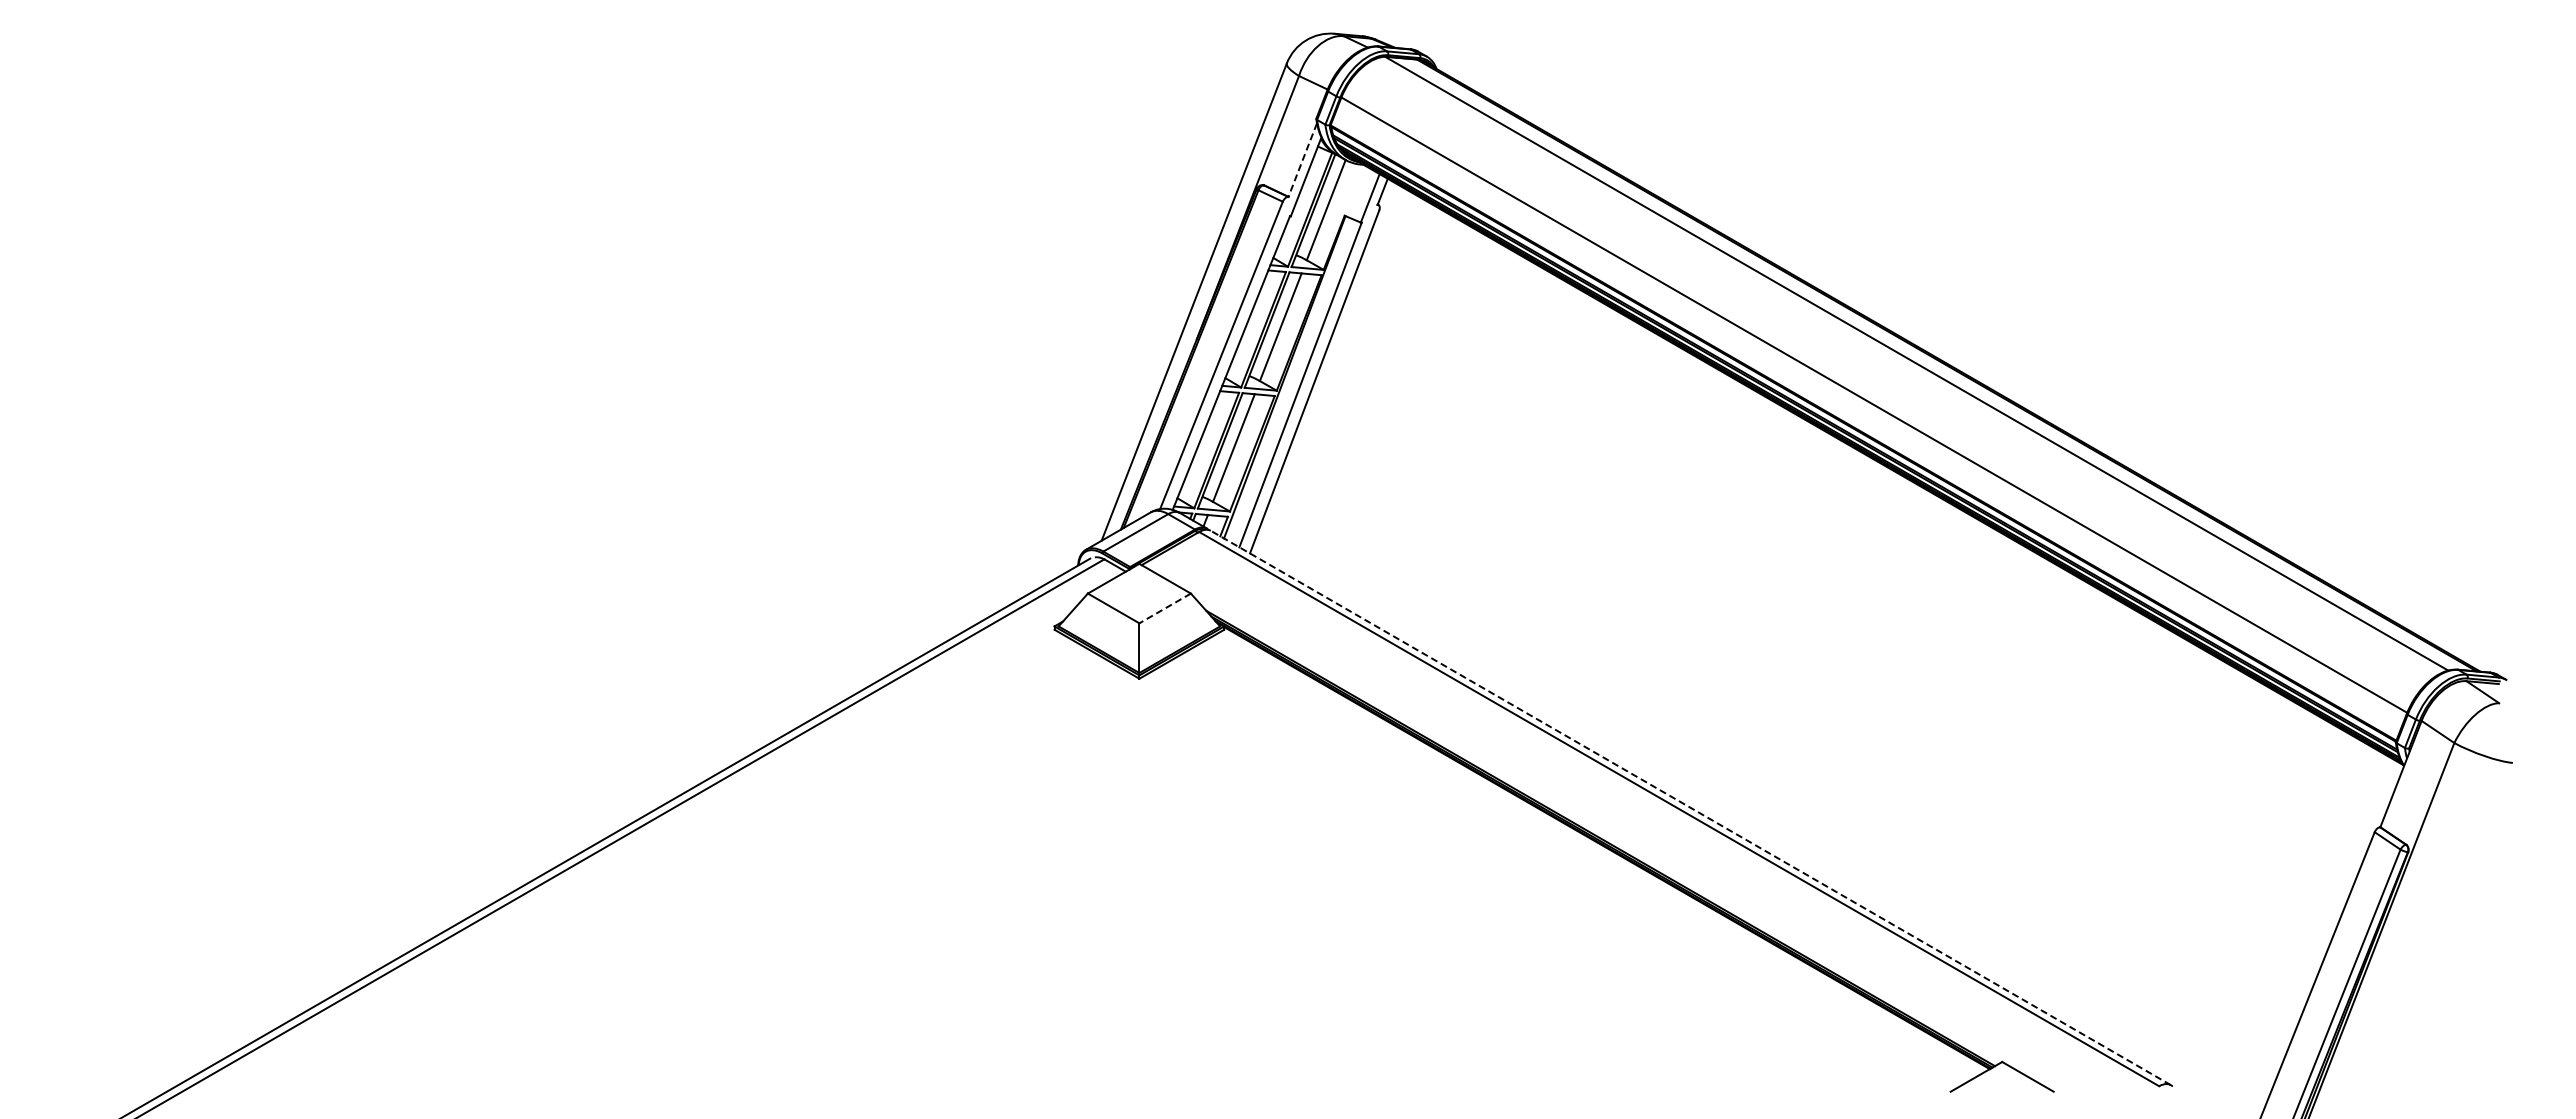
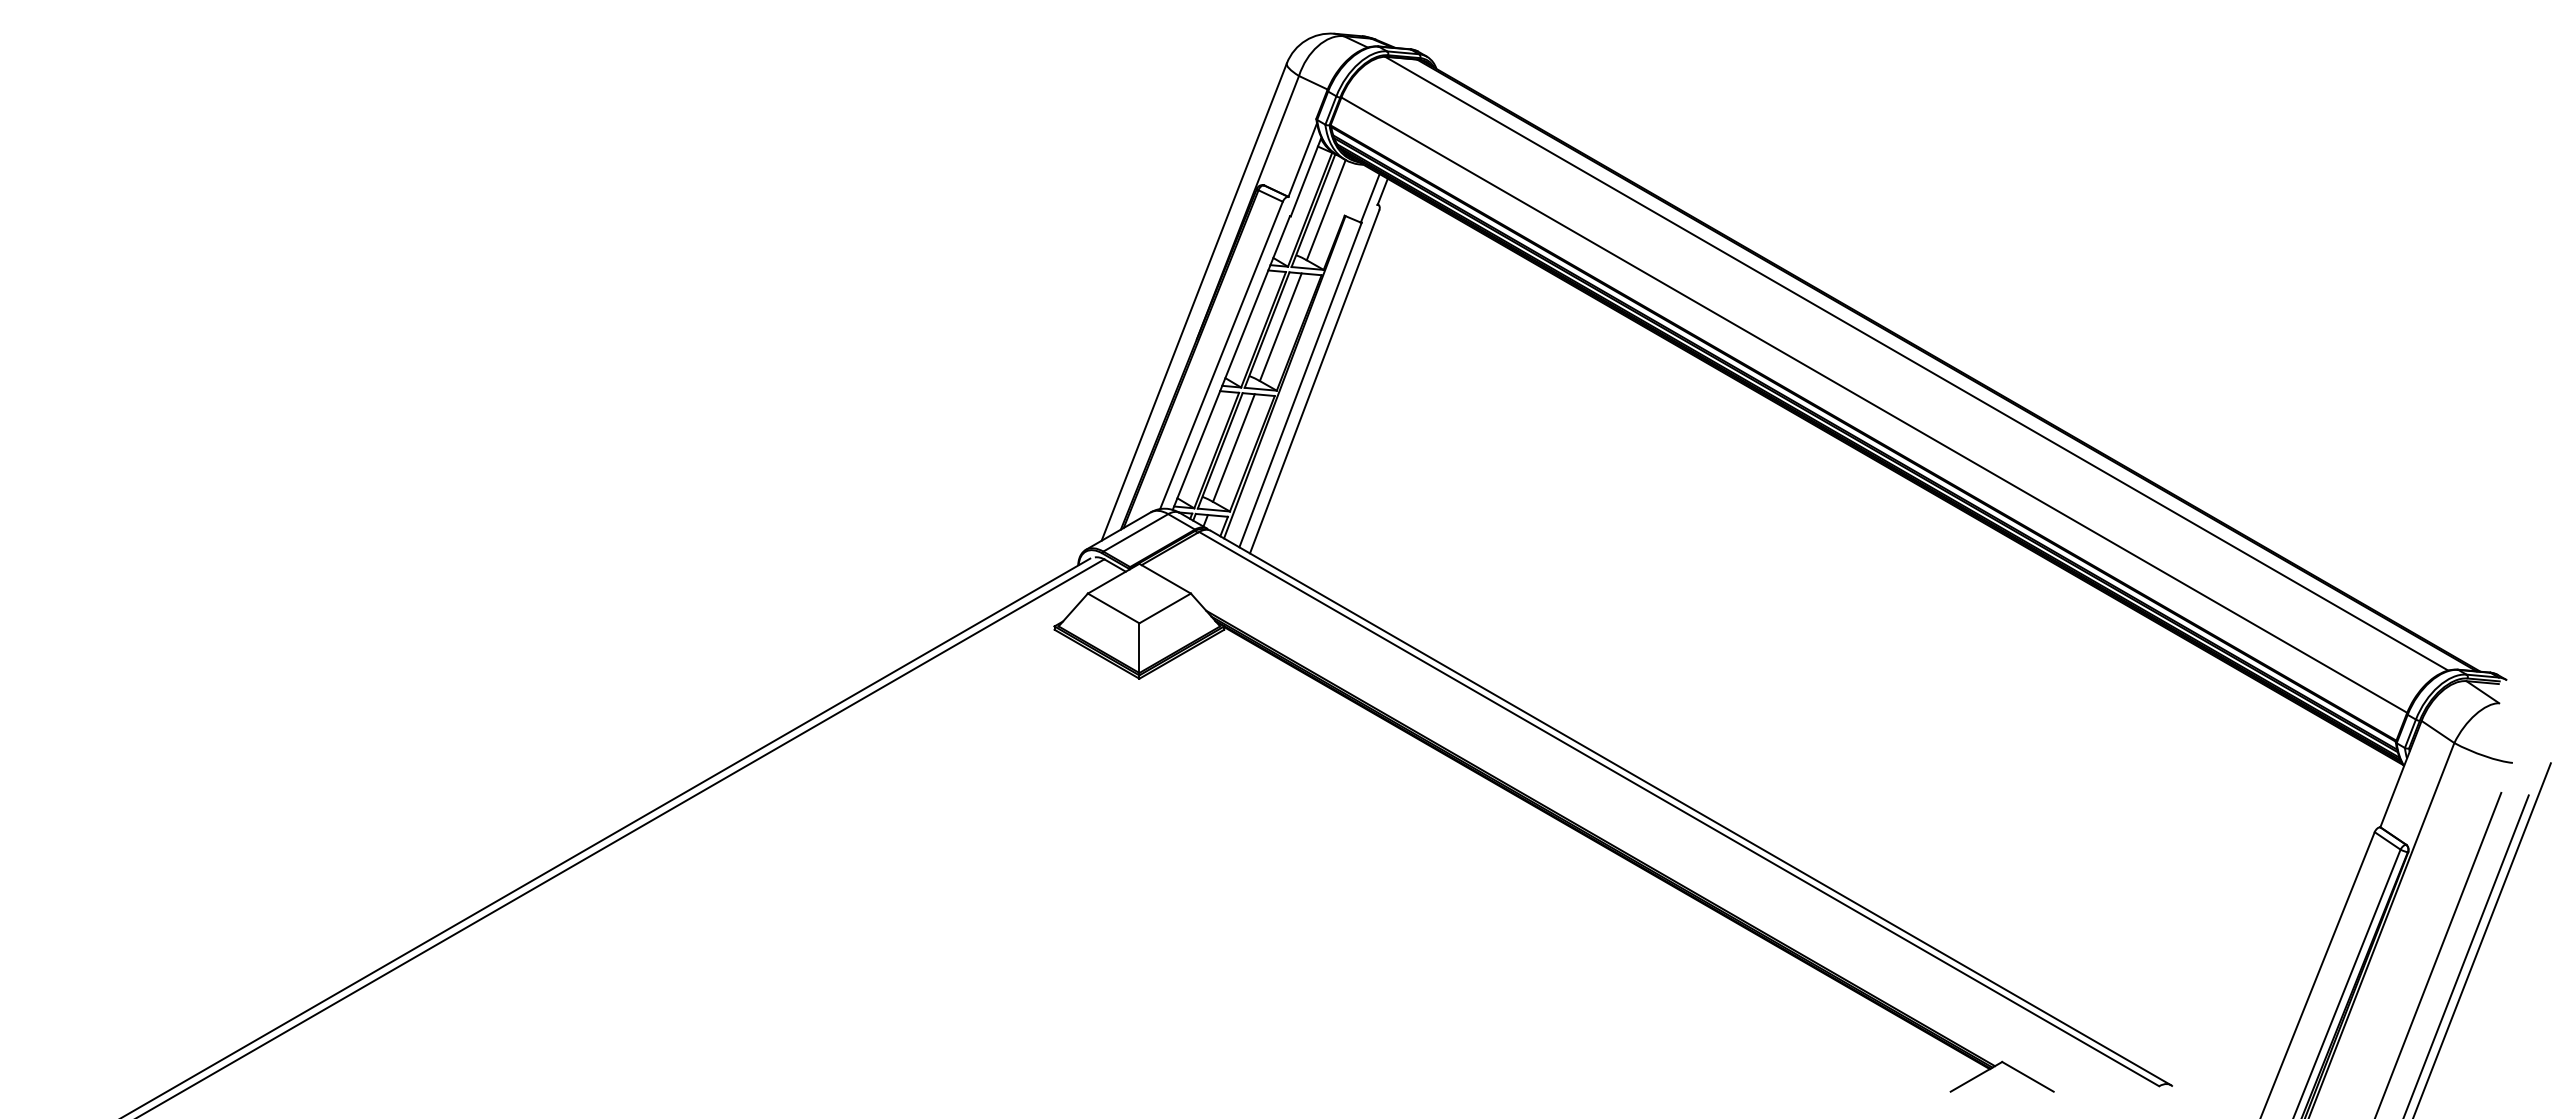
line: dashed -> solid (1302, 160)
line: dashed -> solid (1165, 608)
line: dashed -> solid (1690, 807)
line: none -> present (2482, 939)
line: none -> present (2438, 953)
line: none -> present (2466, 955)
